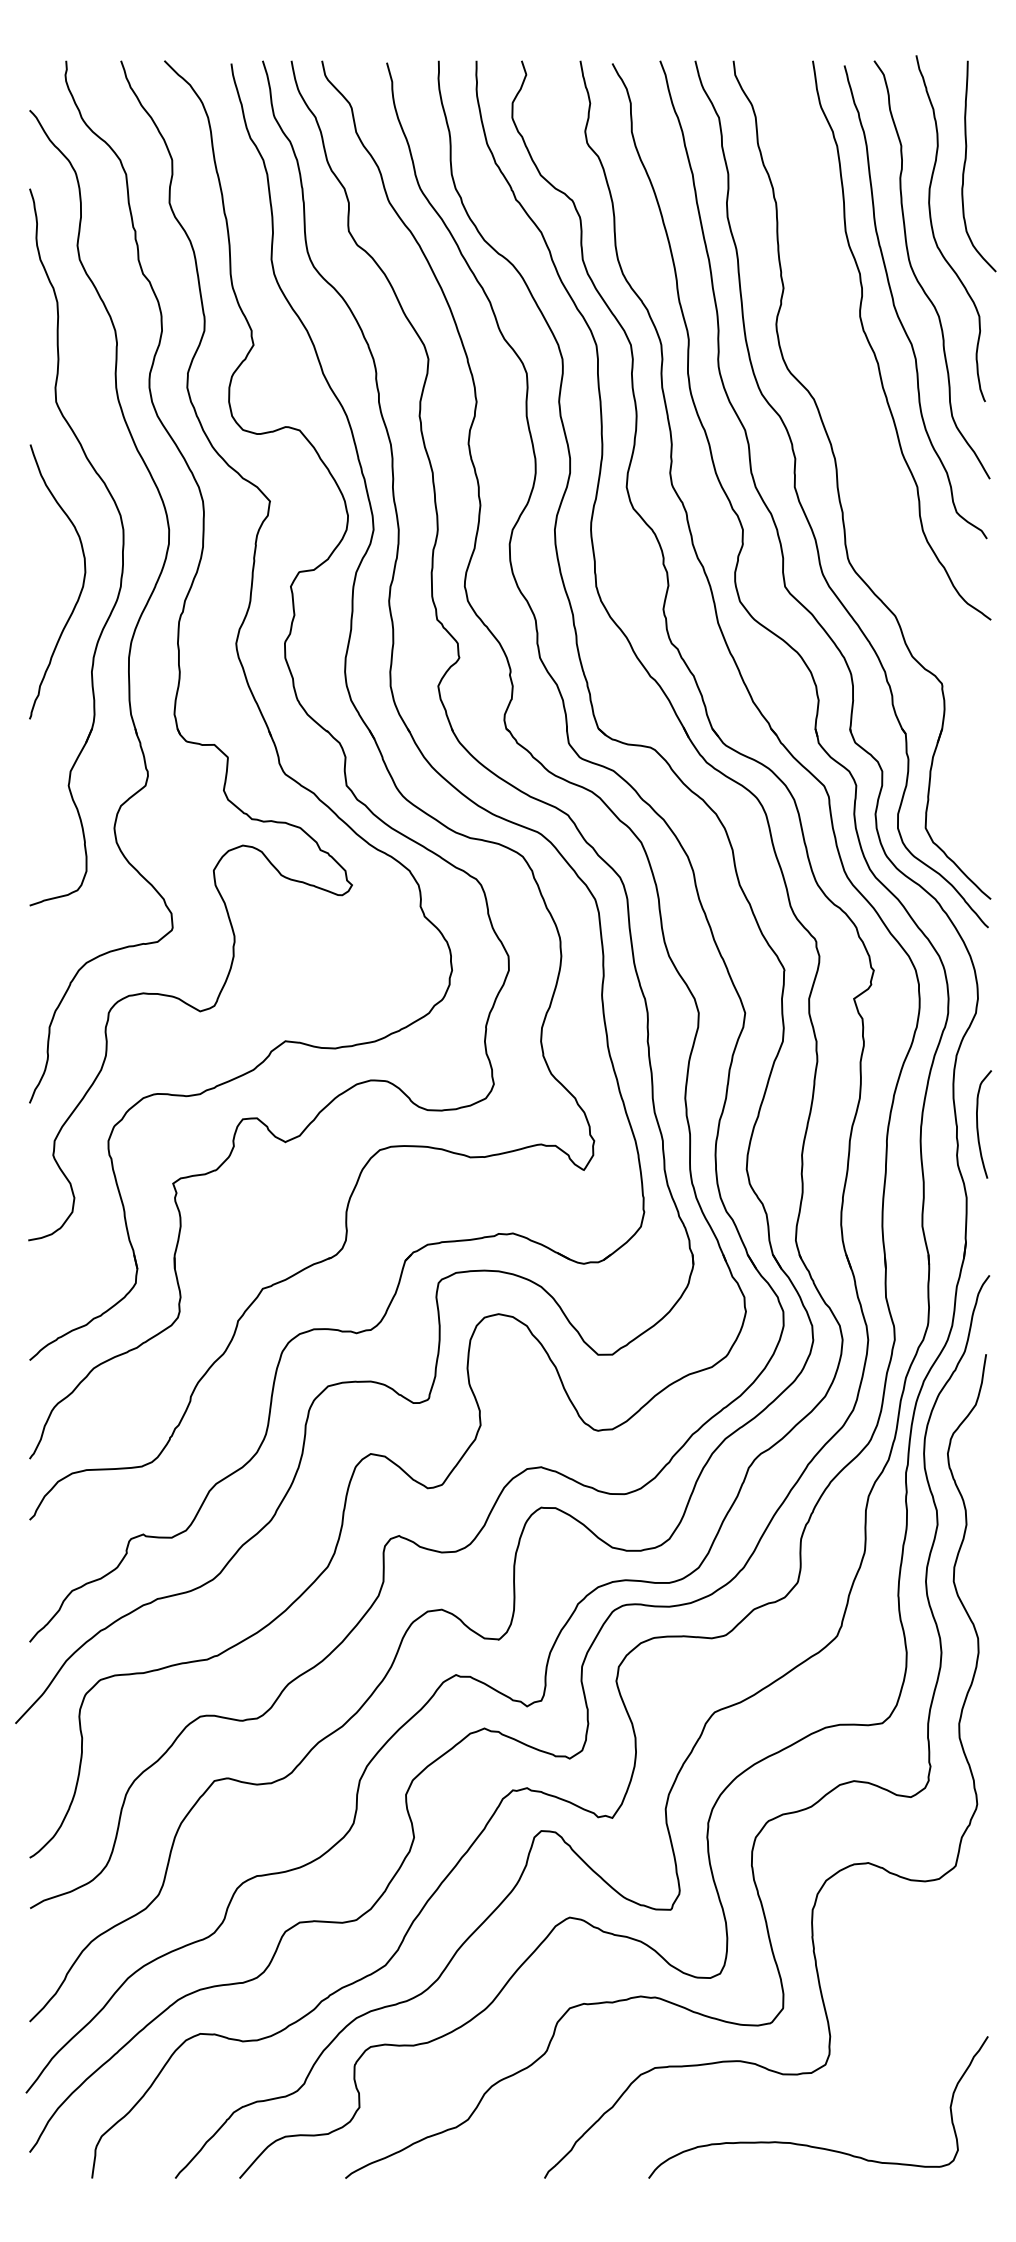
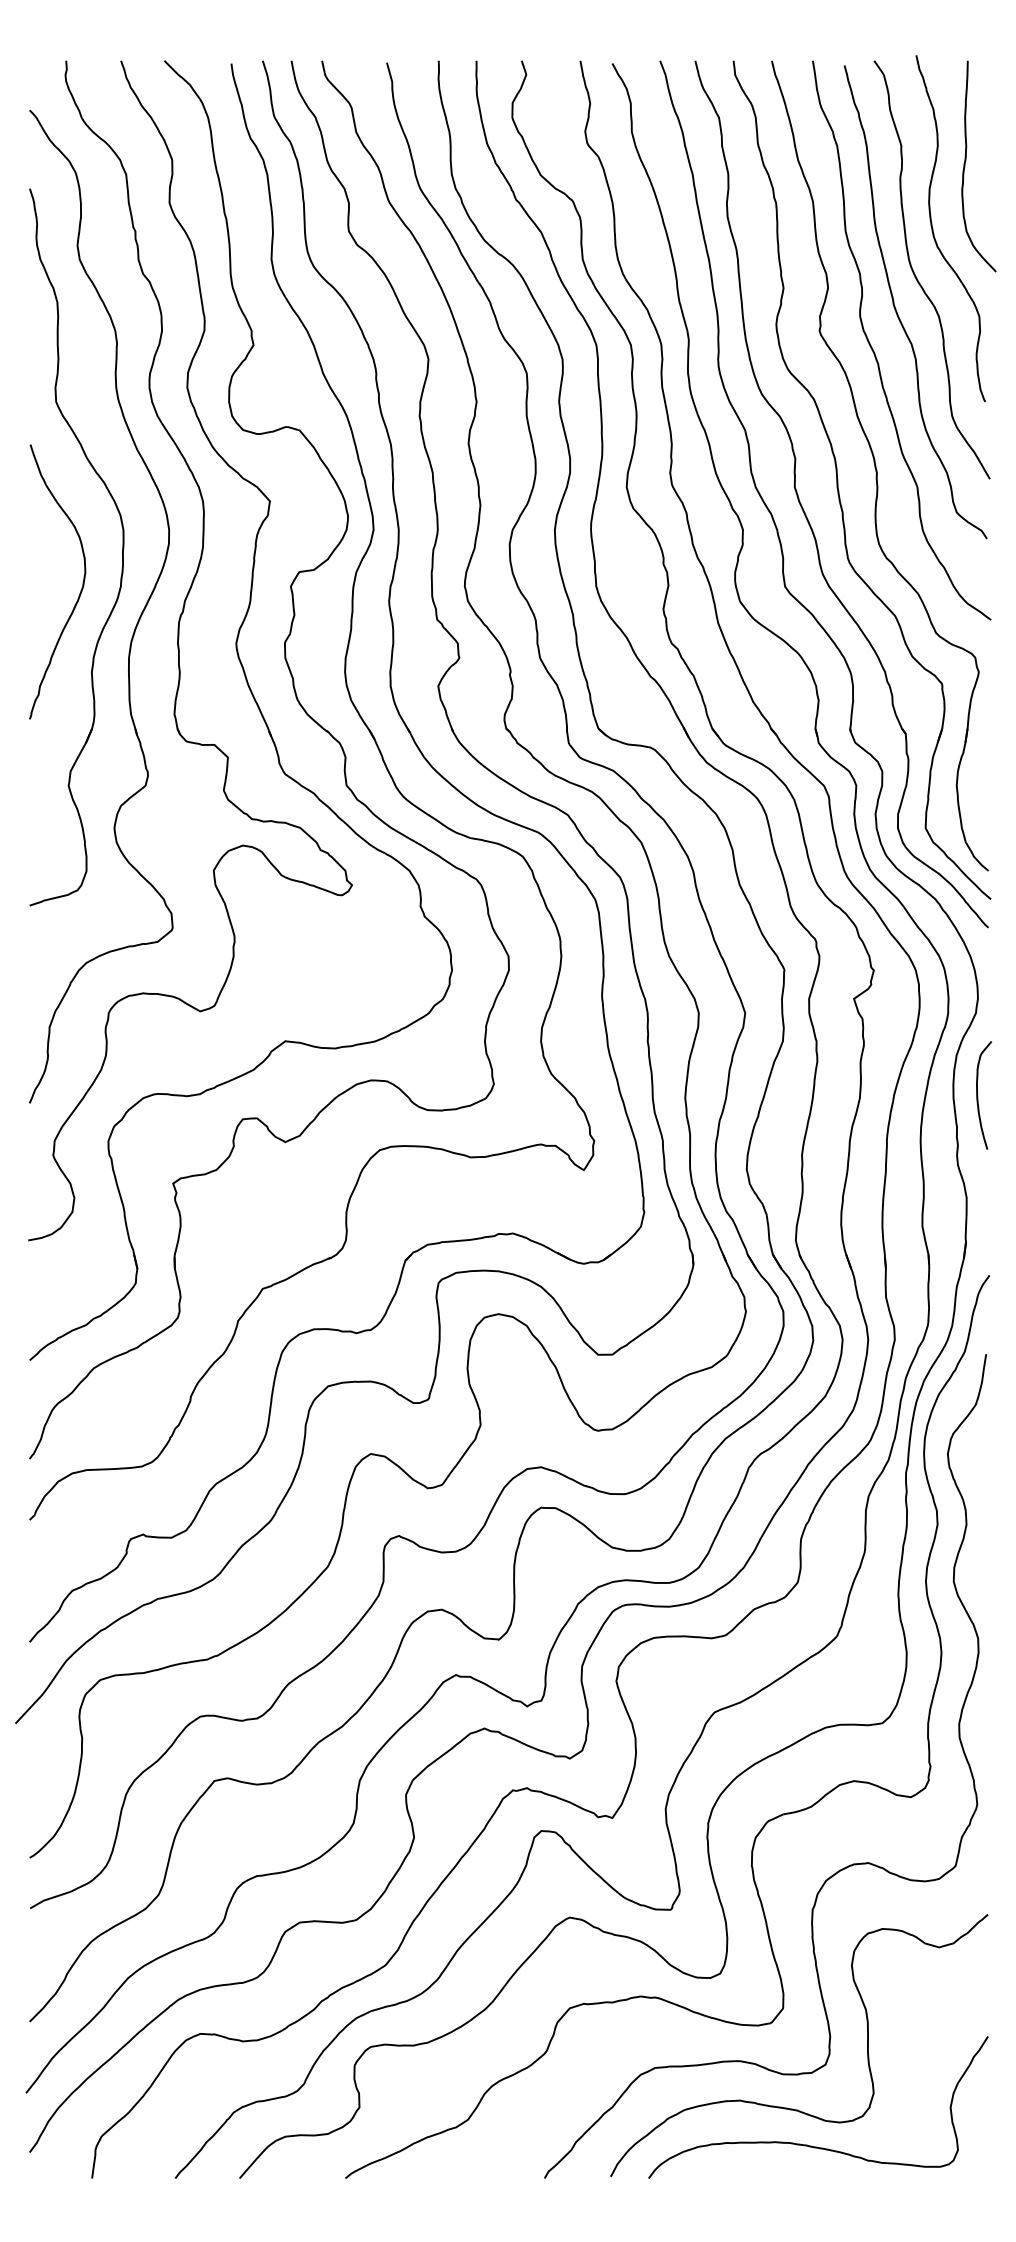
part: none -> present (879, 465)
curve position: (978, 1124) -> (978, 1095) (978, 1095)
curve: none -> present (787, 2107)
